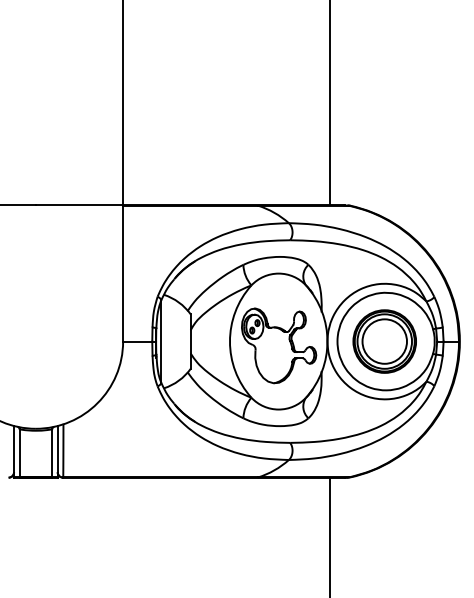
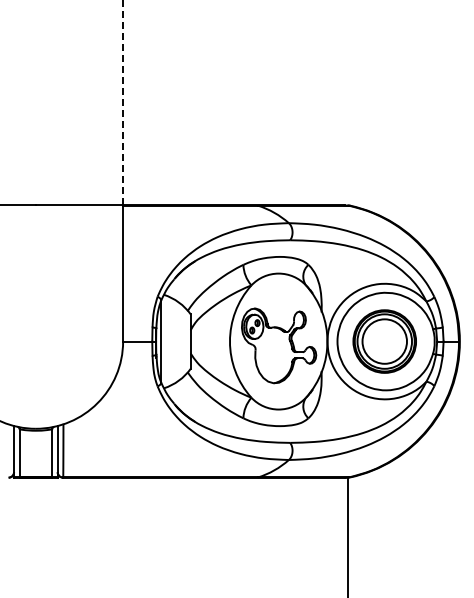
line: solid -> dashed (123, 103)
line: present -> none (330, 103)
line position: (330, 535) -> (348, 535) (348, 535)
